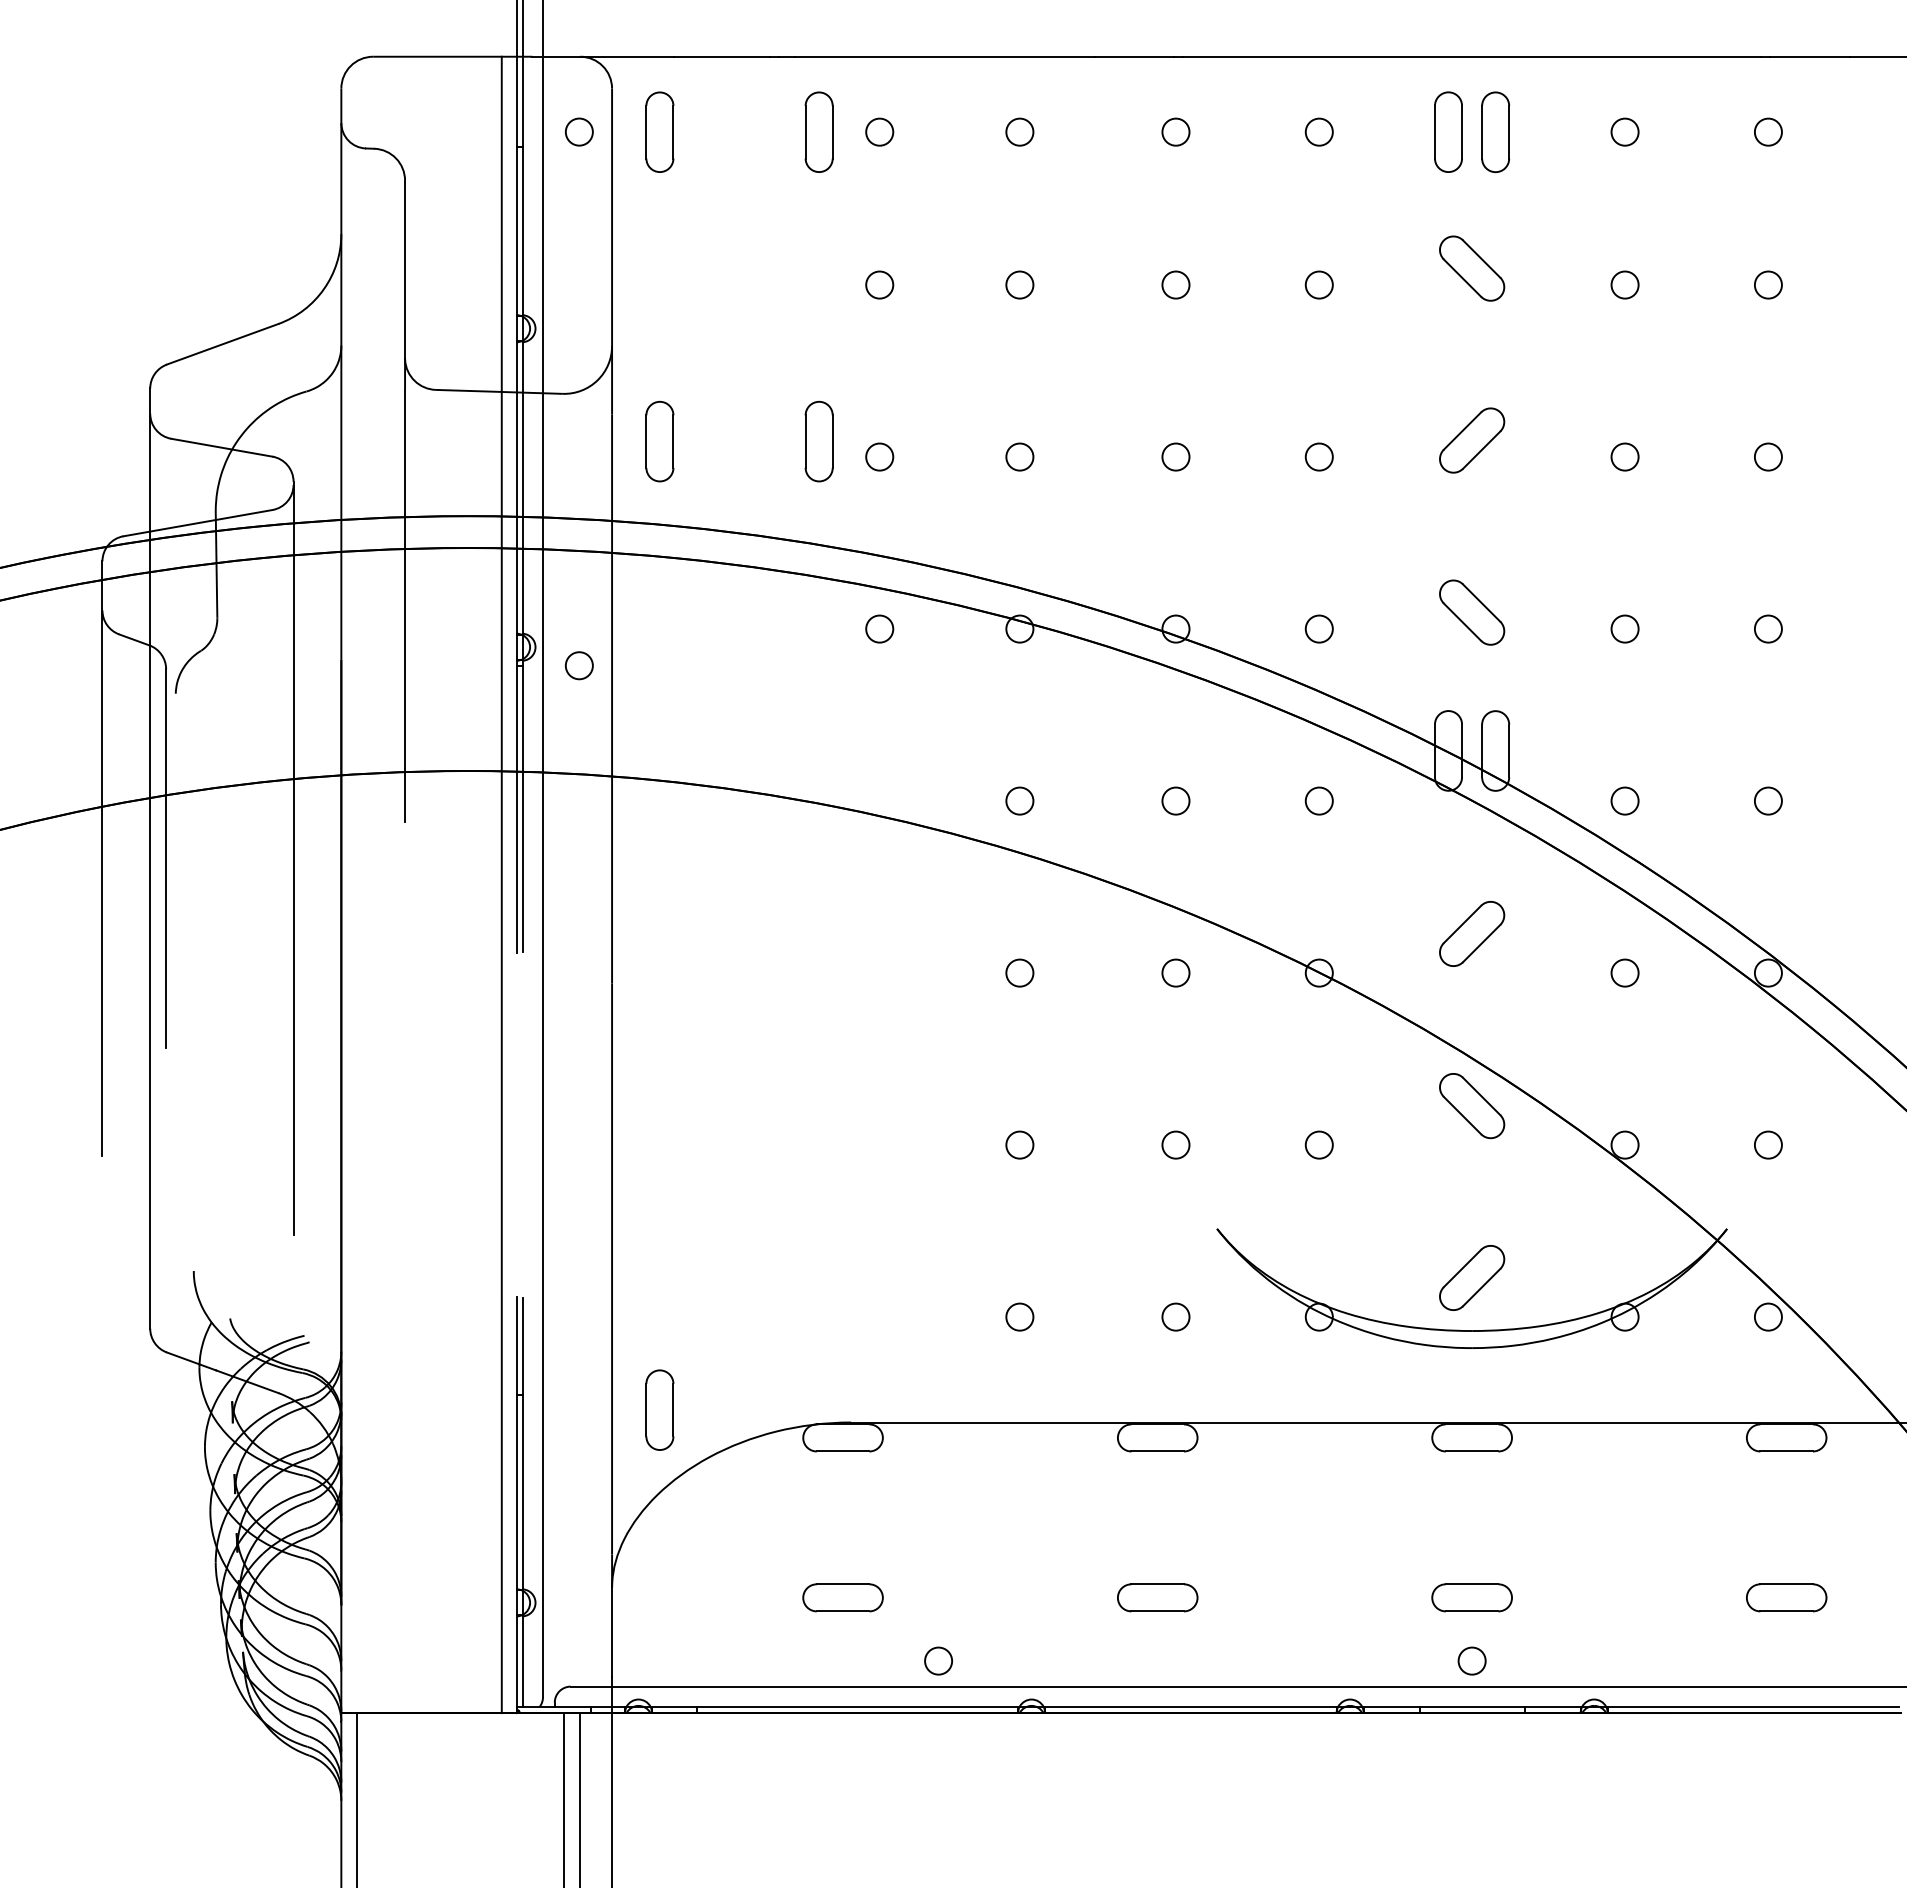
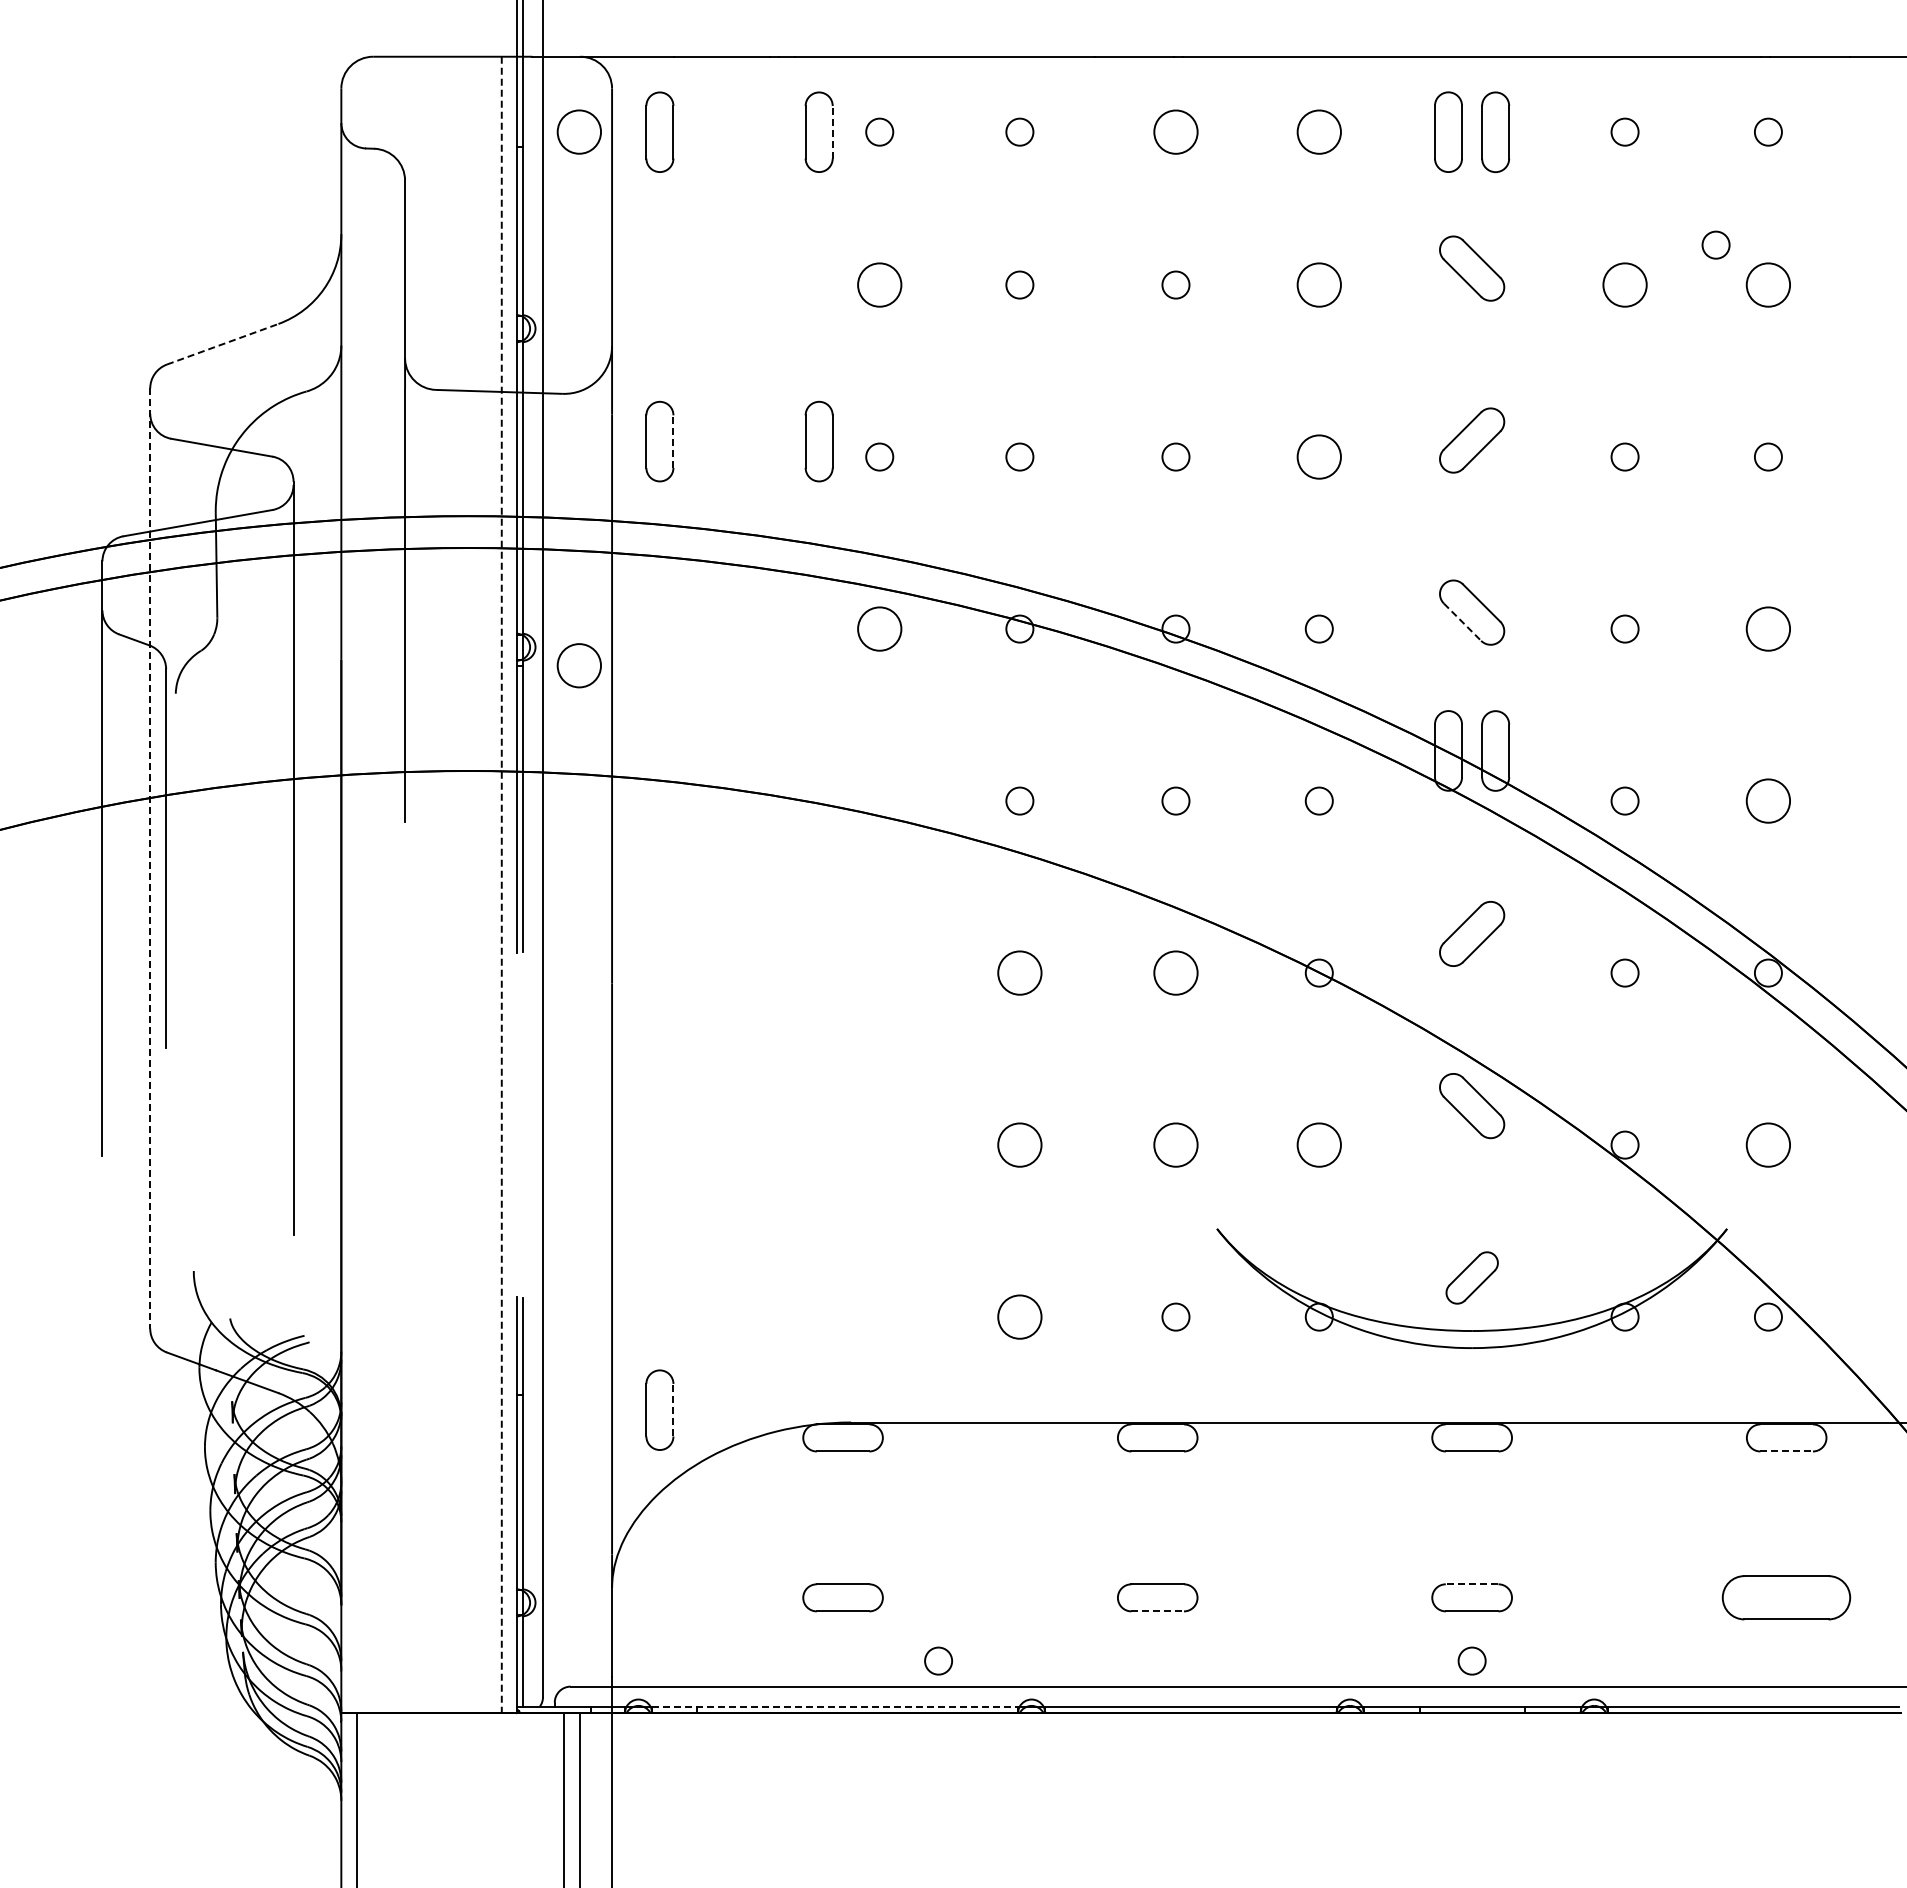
circle diameter: 27 px -> 43 px (579, 131)
line: solid -> dashed (832, 131)
circle diameter: 27 px -> 43 px (1175, 131)
circle diameter: 27 px -> 43 px (1318, 131)
circle: none -> present (1715, 244)
circle diameter: 27 px -> 43 px (879, 284)
circle diameter: 27 px -> 43 px (1318, 284)
circle diameter: 27 px -> 43 px (1624, 284)
circle diameter: 27 px -> 43 px (1768, 284)
line: solid -> dashed (223, 344)
line: solid -> dashed (673, 441)
circle diameter: 27 px -> 43 px (1318, 456)
line: solid -> dashed (1462, 622)
circle diameter: 27 px -> 43 px (879, 628)
circle diameter: 27 px -> 43 px (1768, 628)
circle diameter: 27 px -> 43 px (579, 665)
circle diameter: 27 px -> 43 px (1768, 800)
line: solid -> dashed (150, 859)
line: solid -> dashed (501, 885)
circle diameter: 27 px -> 43 px (1019, 972)
circle diameter: 27 px -> 43 px (1175, 972)
circle diameter: 27 px -> 43 px (1019, 1144)
circle diameter: 27 px -> 43 px (1175, 1144)
circle diameter: 27 px -> 43 px (1318, 1144)
circle diameter: 27 px -> 43 px (1768, 1144)
part size: 67x66 px -> 54x54 px (1471, 1277)
circle diameter: 27 px -> 43 px (1019, 1316)
line: solid -> dashed (673, 1409)
line: solid -> dashed (1787, 1451)
line: solid -> dashed (1471, 1584)
part size: 82x30 px -> 131x46 px (1786, 1597)
line: solid -> dashed (1158, 1611)
line: solid -> dashed (835, 1706)
